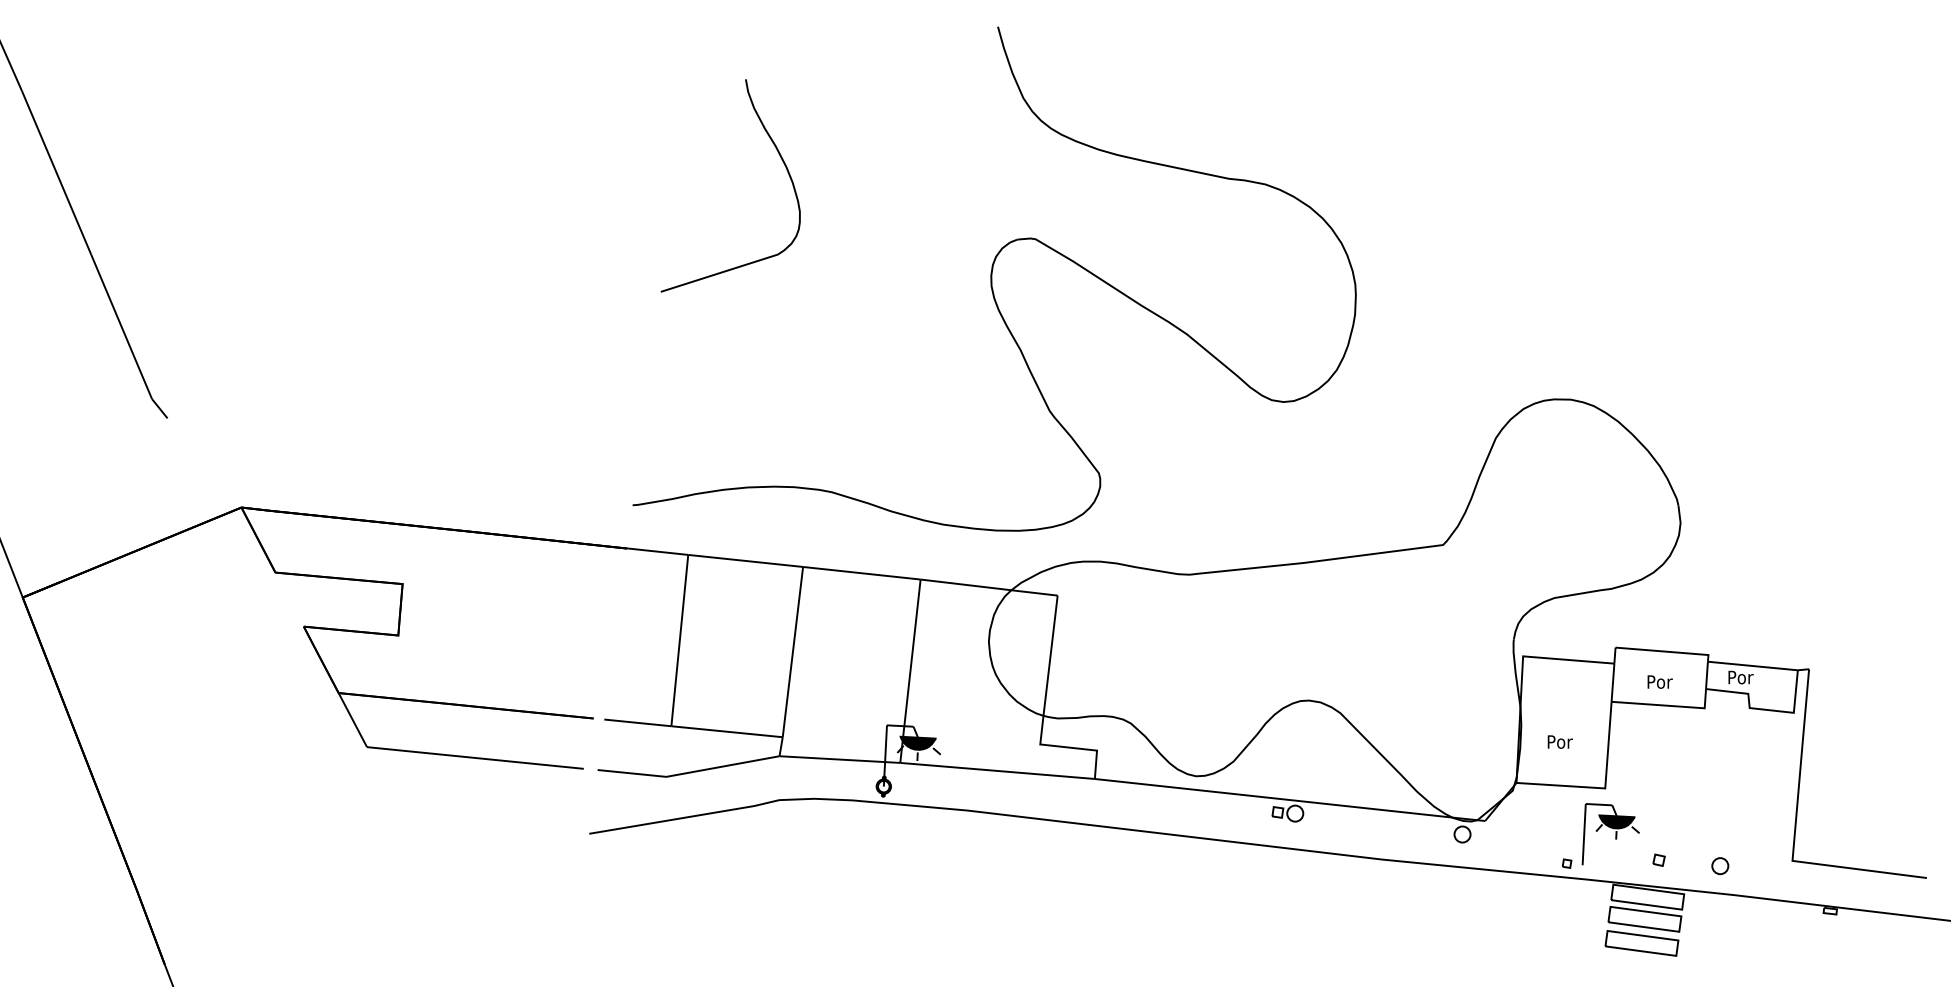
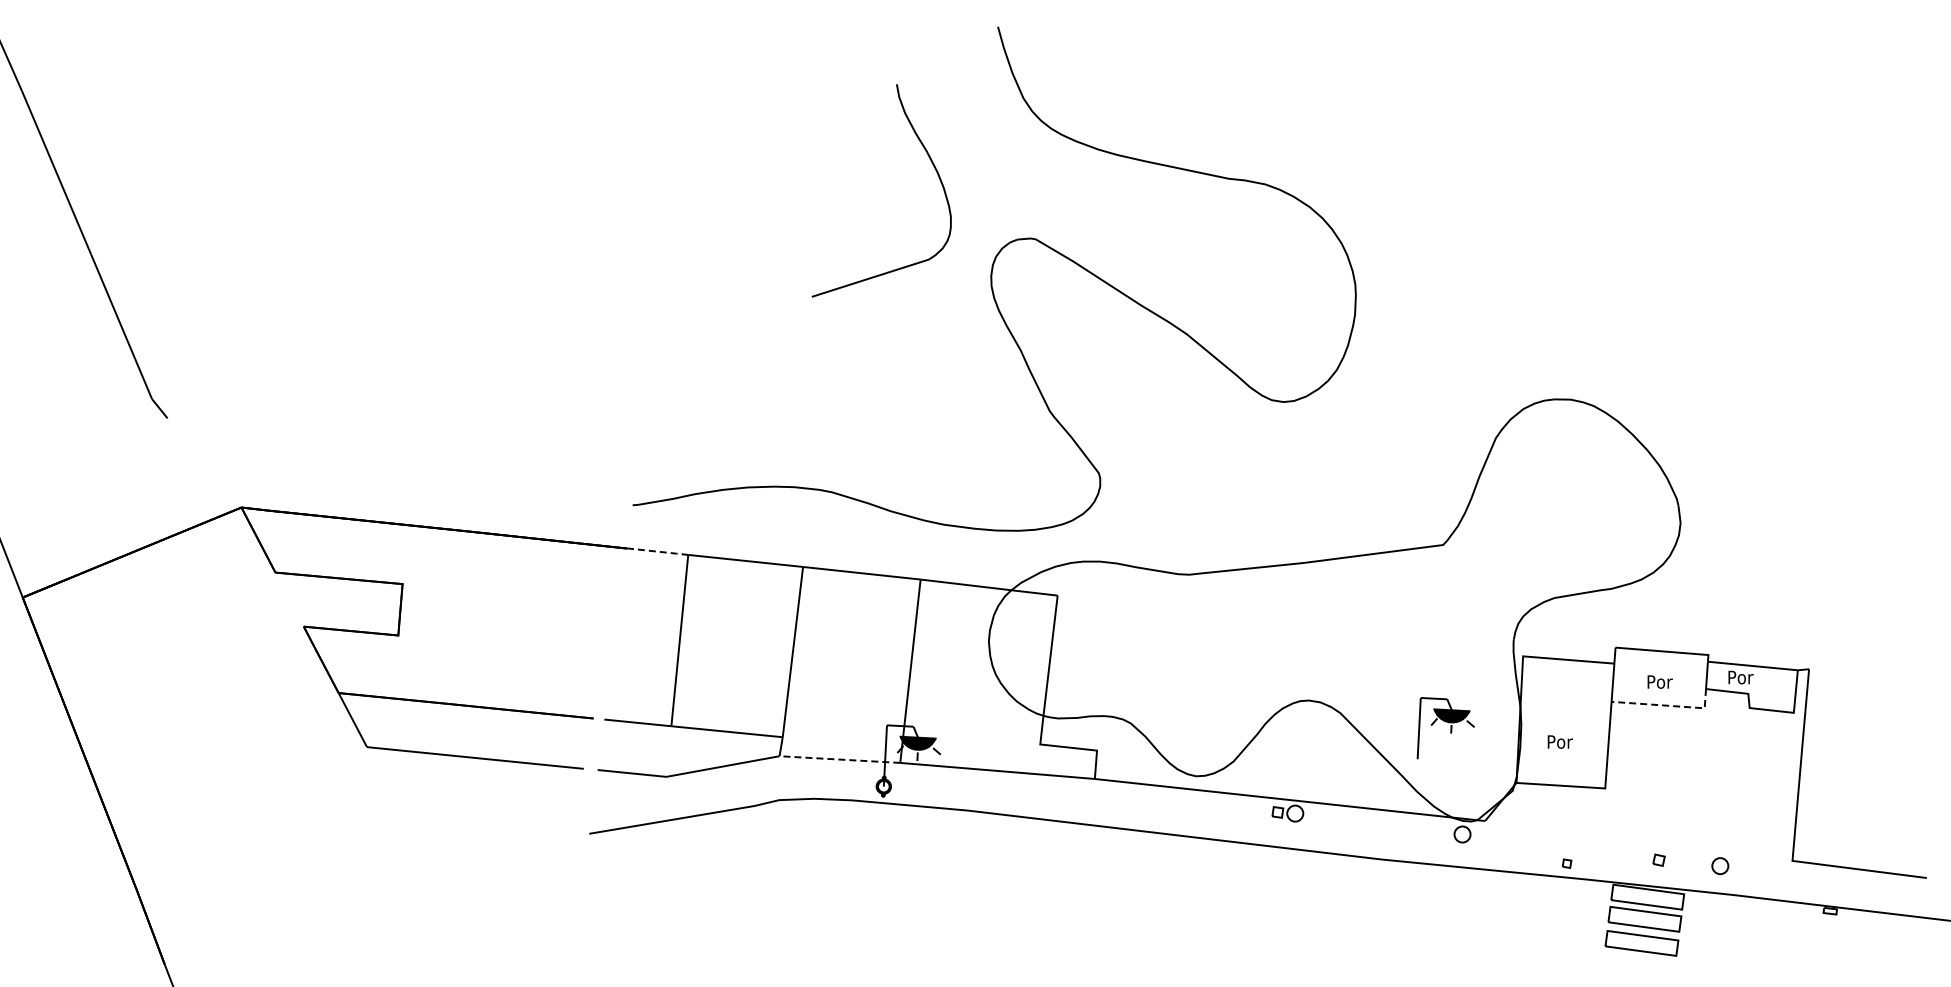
curve position: (779, 156) -> (930, 161) (930, 161)
line: solid -> dashed (658, 551)
line: solid -> dashed (1668, 705)
line: solid -> dashed (839, 759)
part position: (1610, 834) -> (1445, 728) (1445, 728)
